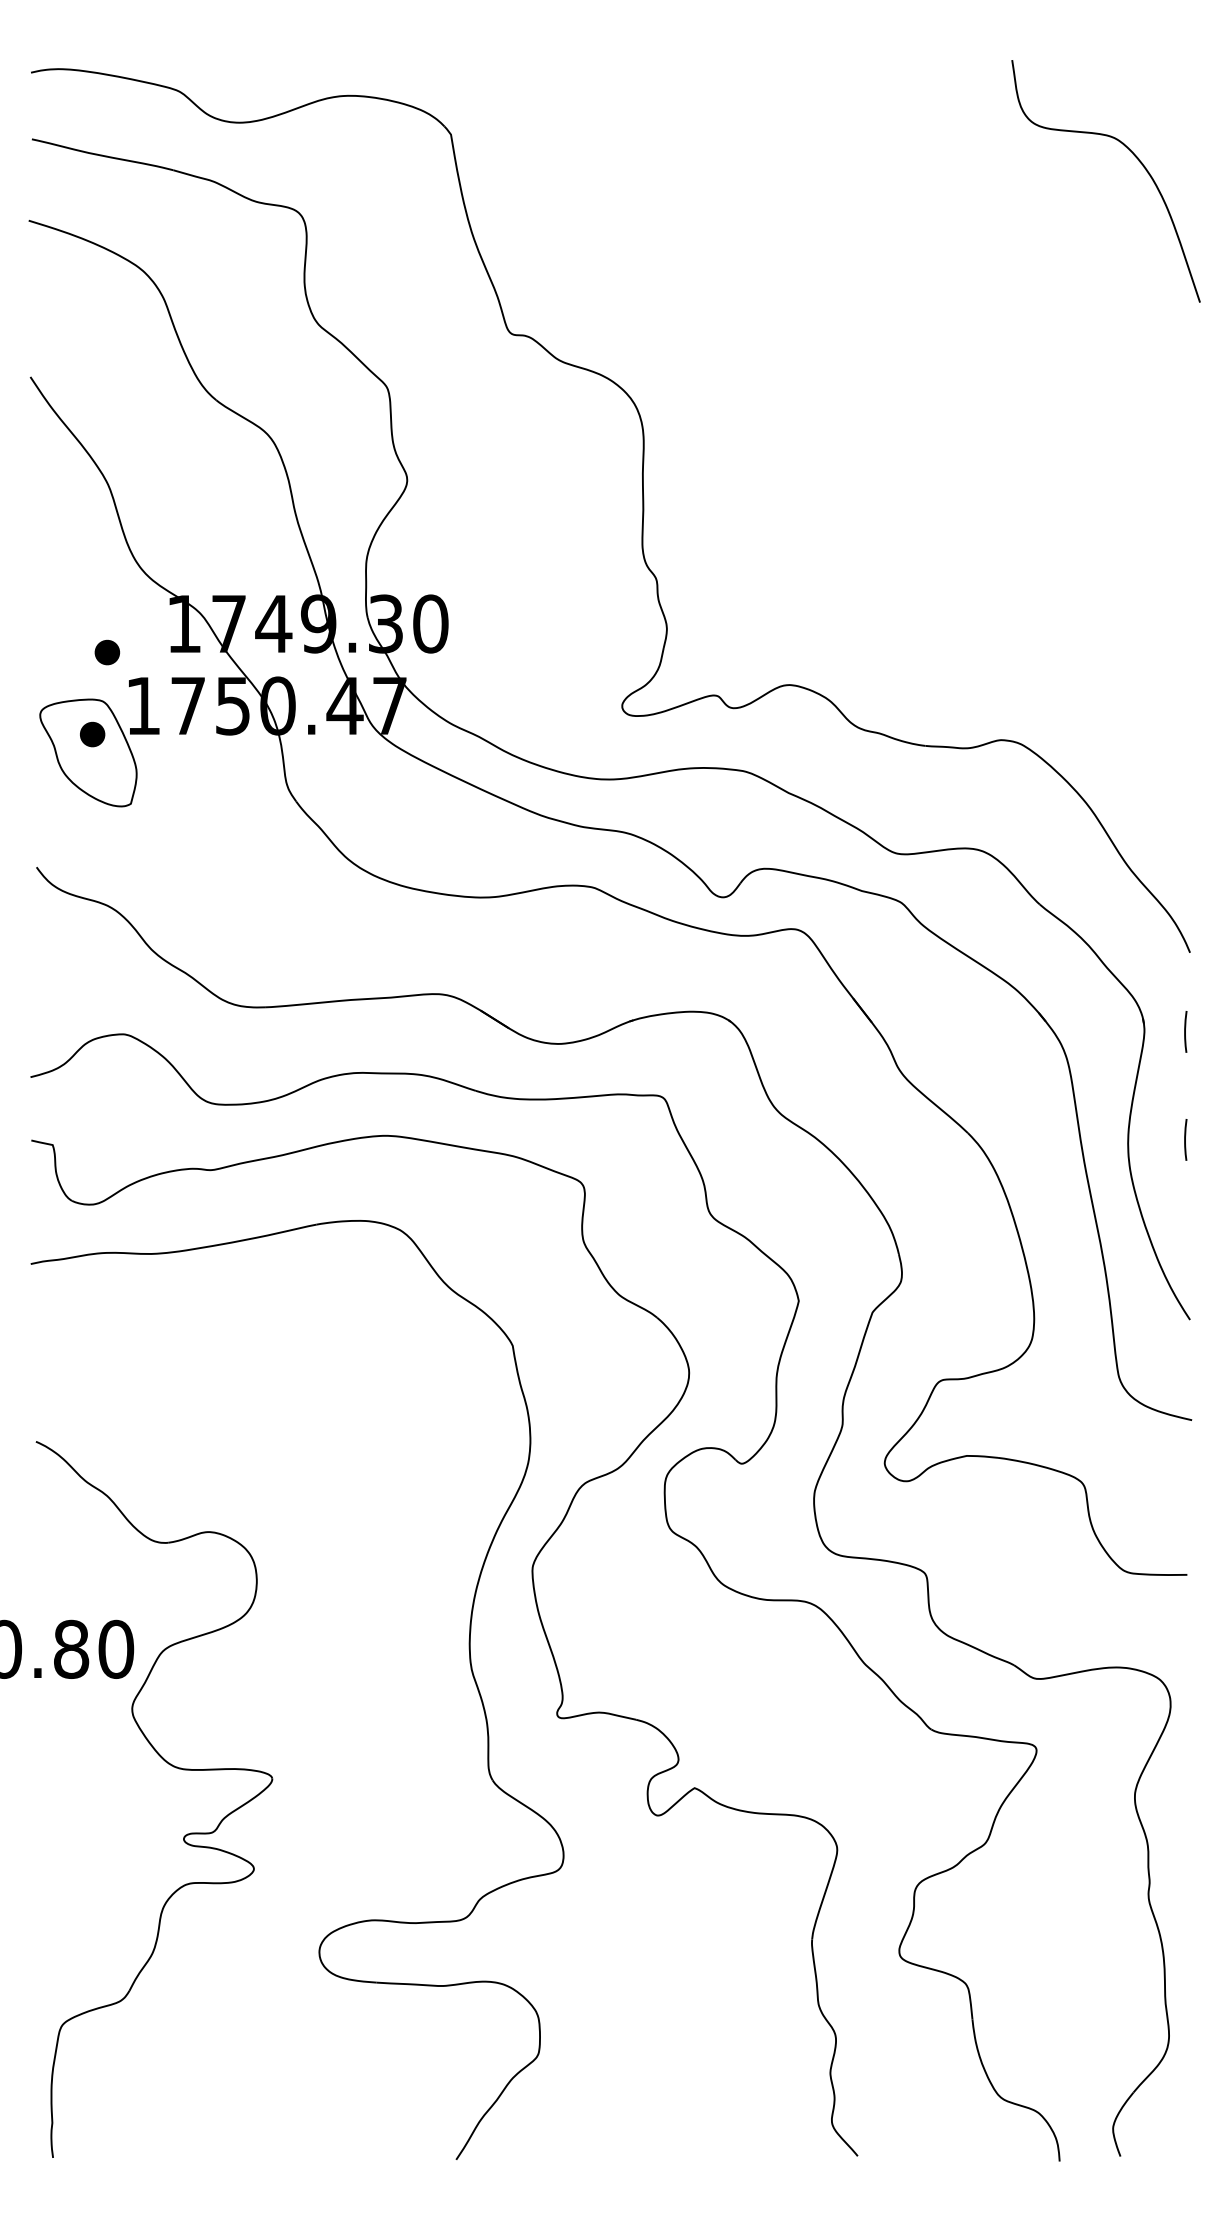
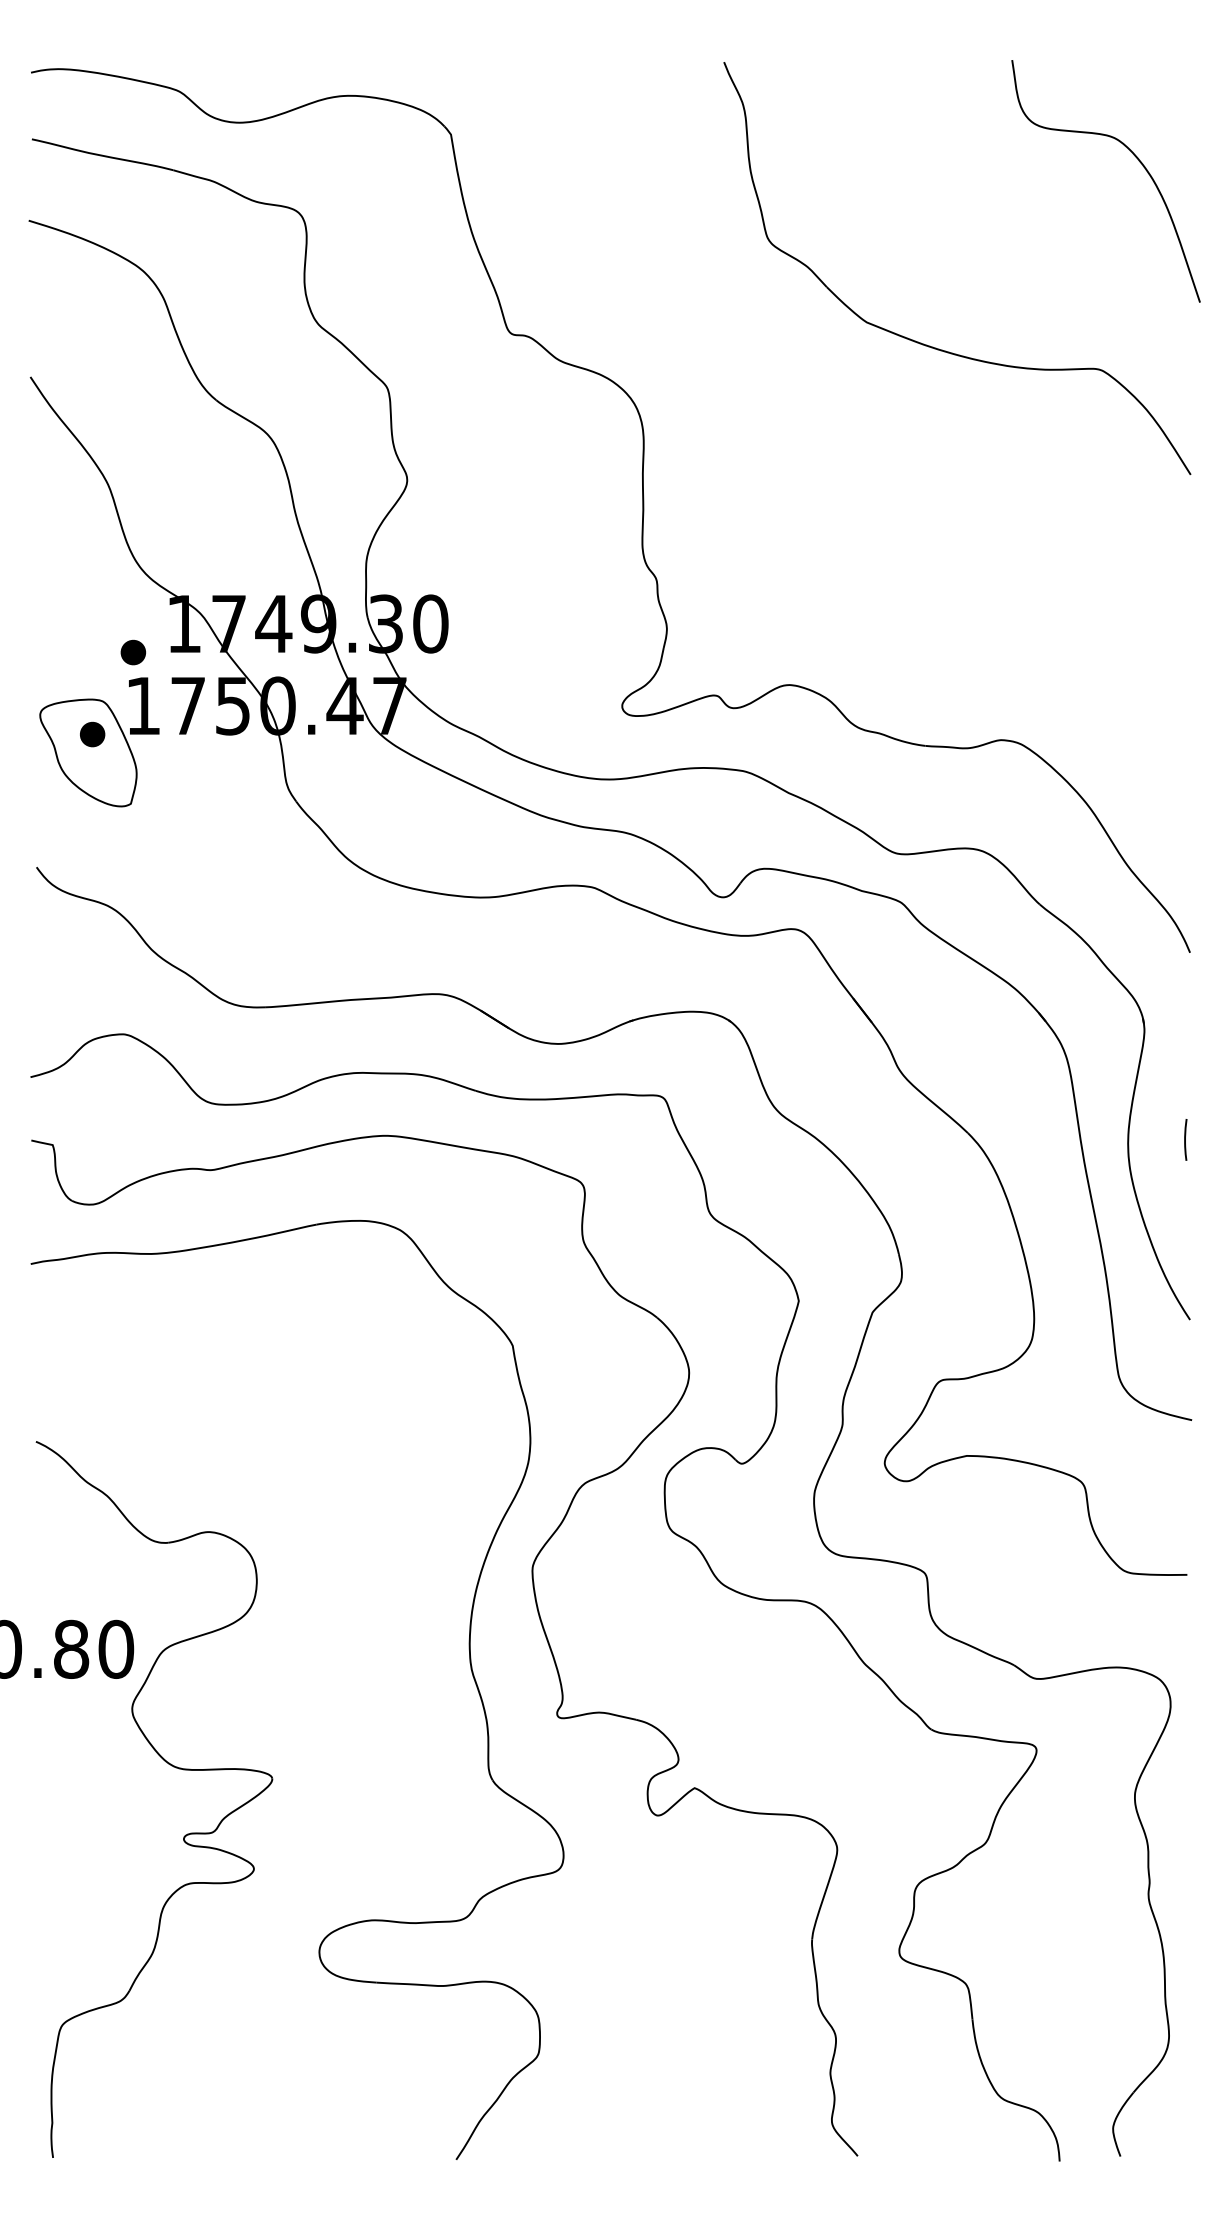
part: none -> present (936, 347)
part position: (107, 652) -> (133, 652) (133, 652)
line: present -> none (1185, 1031)
